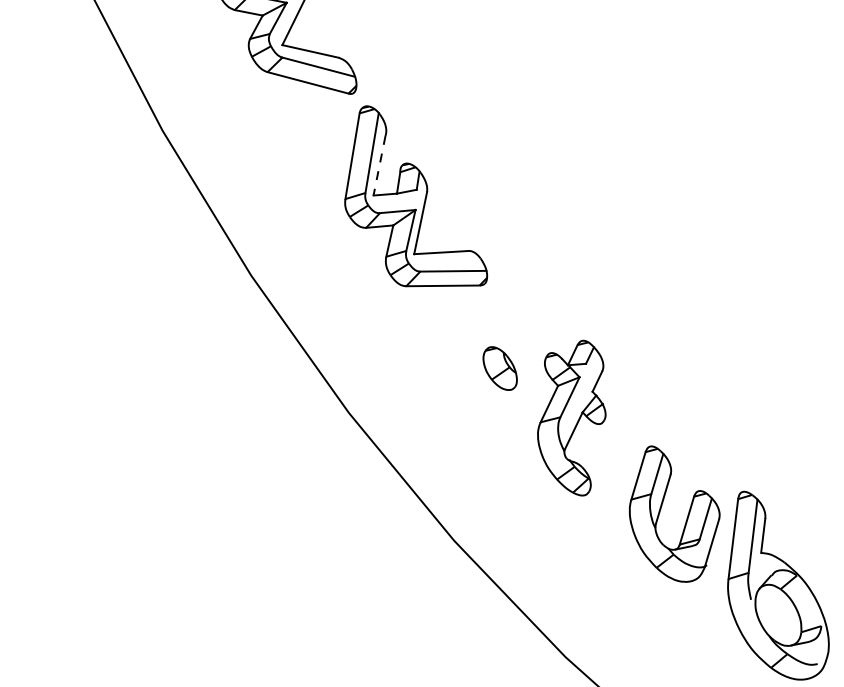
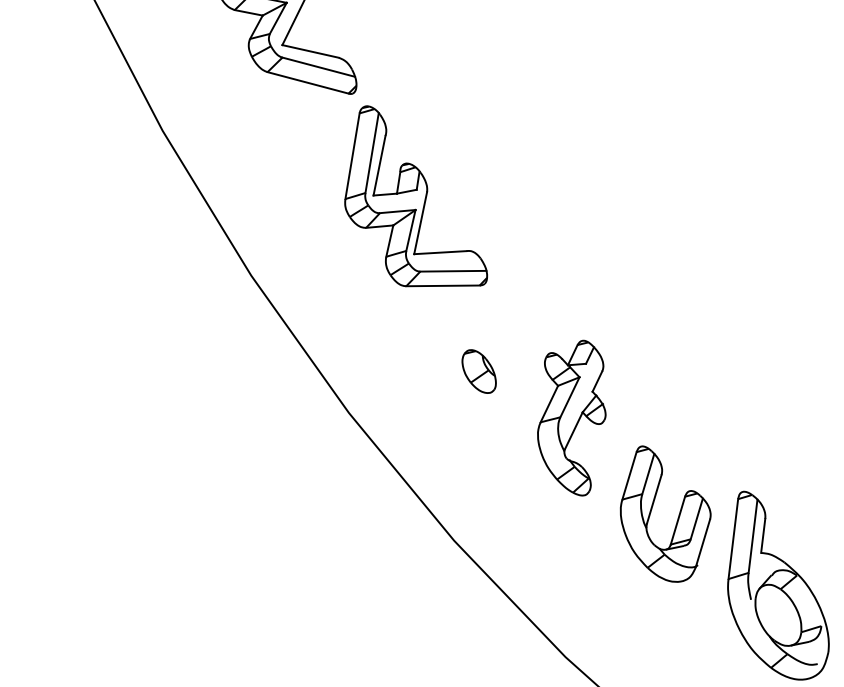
line: dashed -> solid (379, 166)
part position: (499, 368) -> (478, 371) (478, 371)
part position: (686, 518) -> (677, 518) (677, 518)
